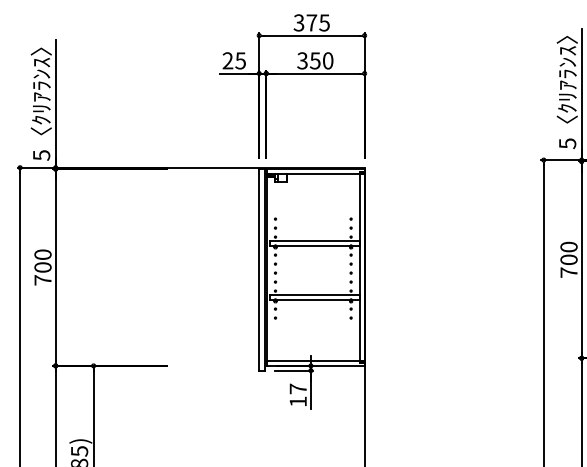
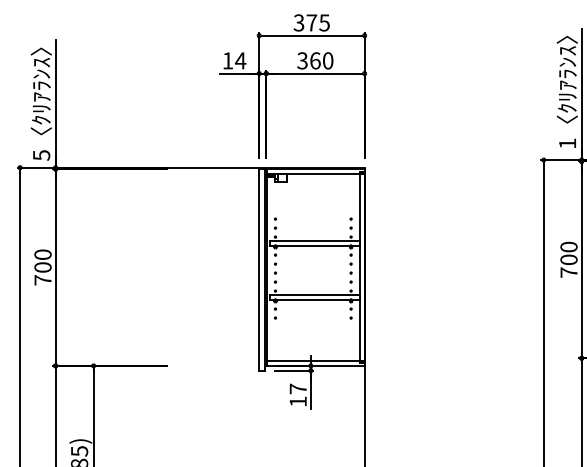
text: 25 -> 14 (234, 60)
text: 350 -> 360 (314, 60)
text: 5 -> 1 (567, 143)
